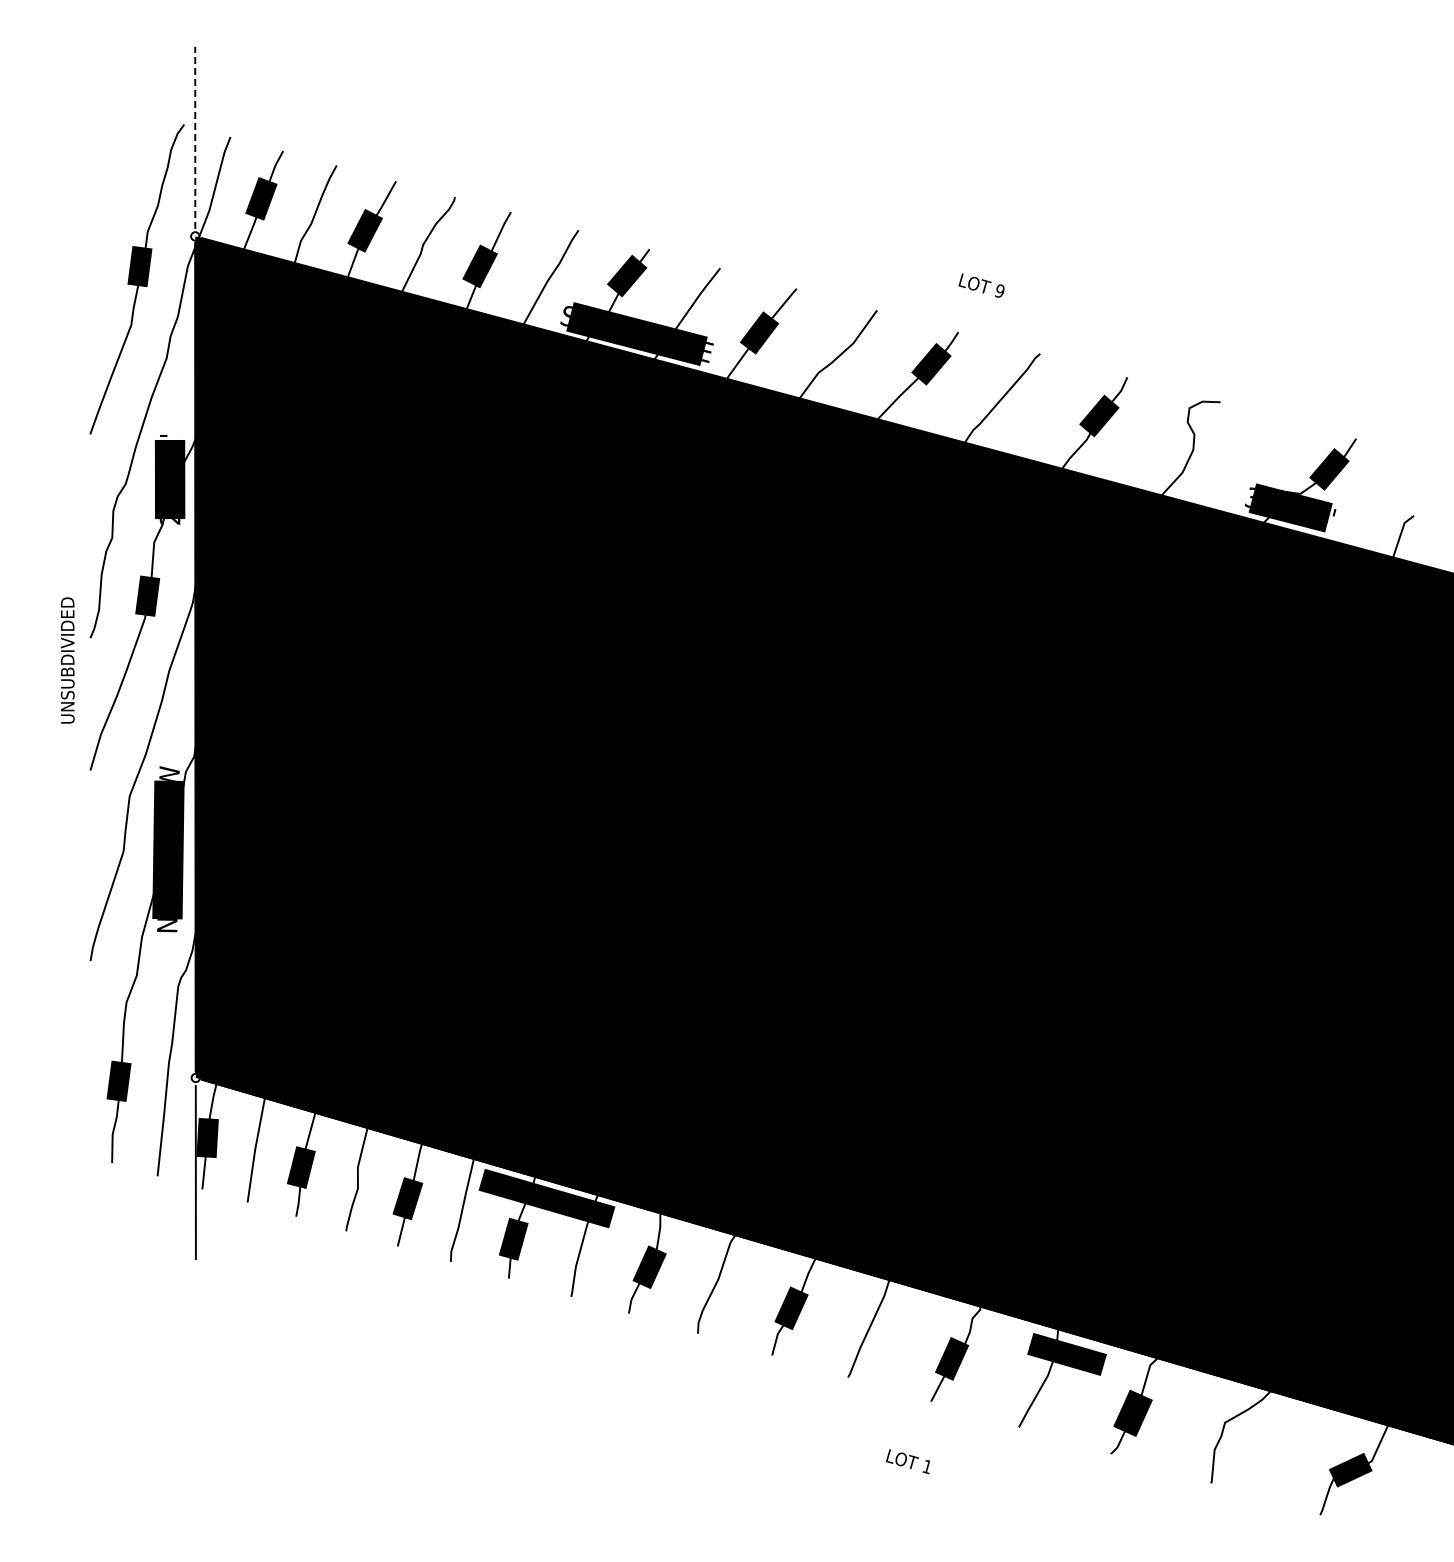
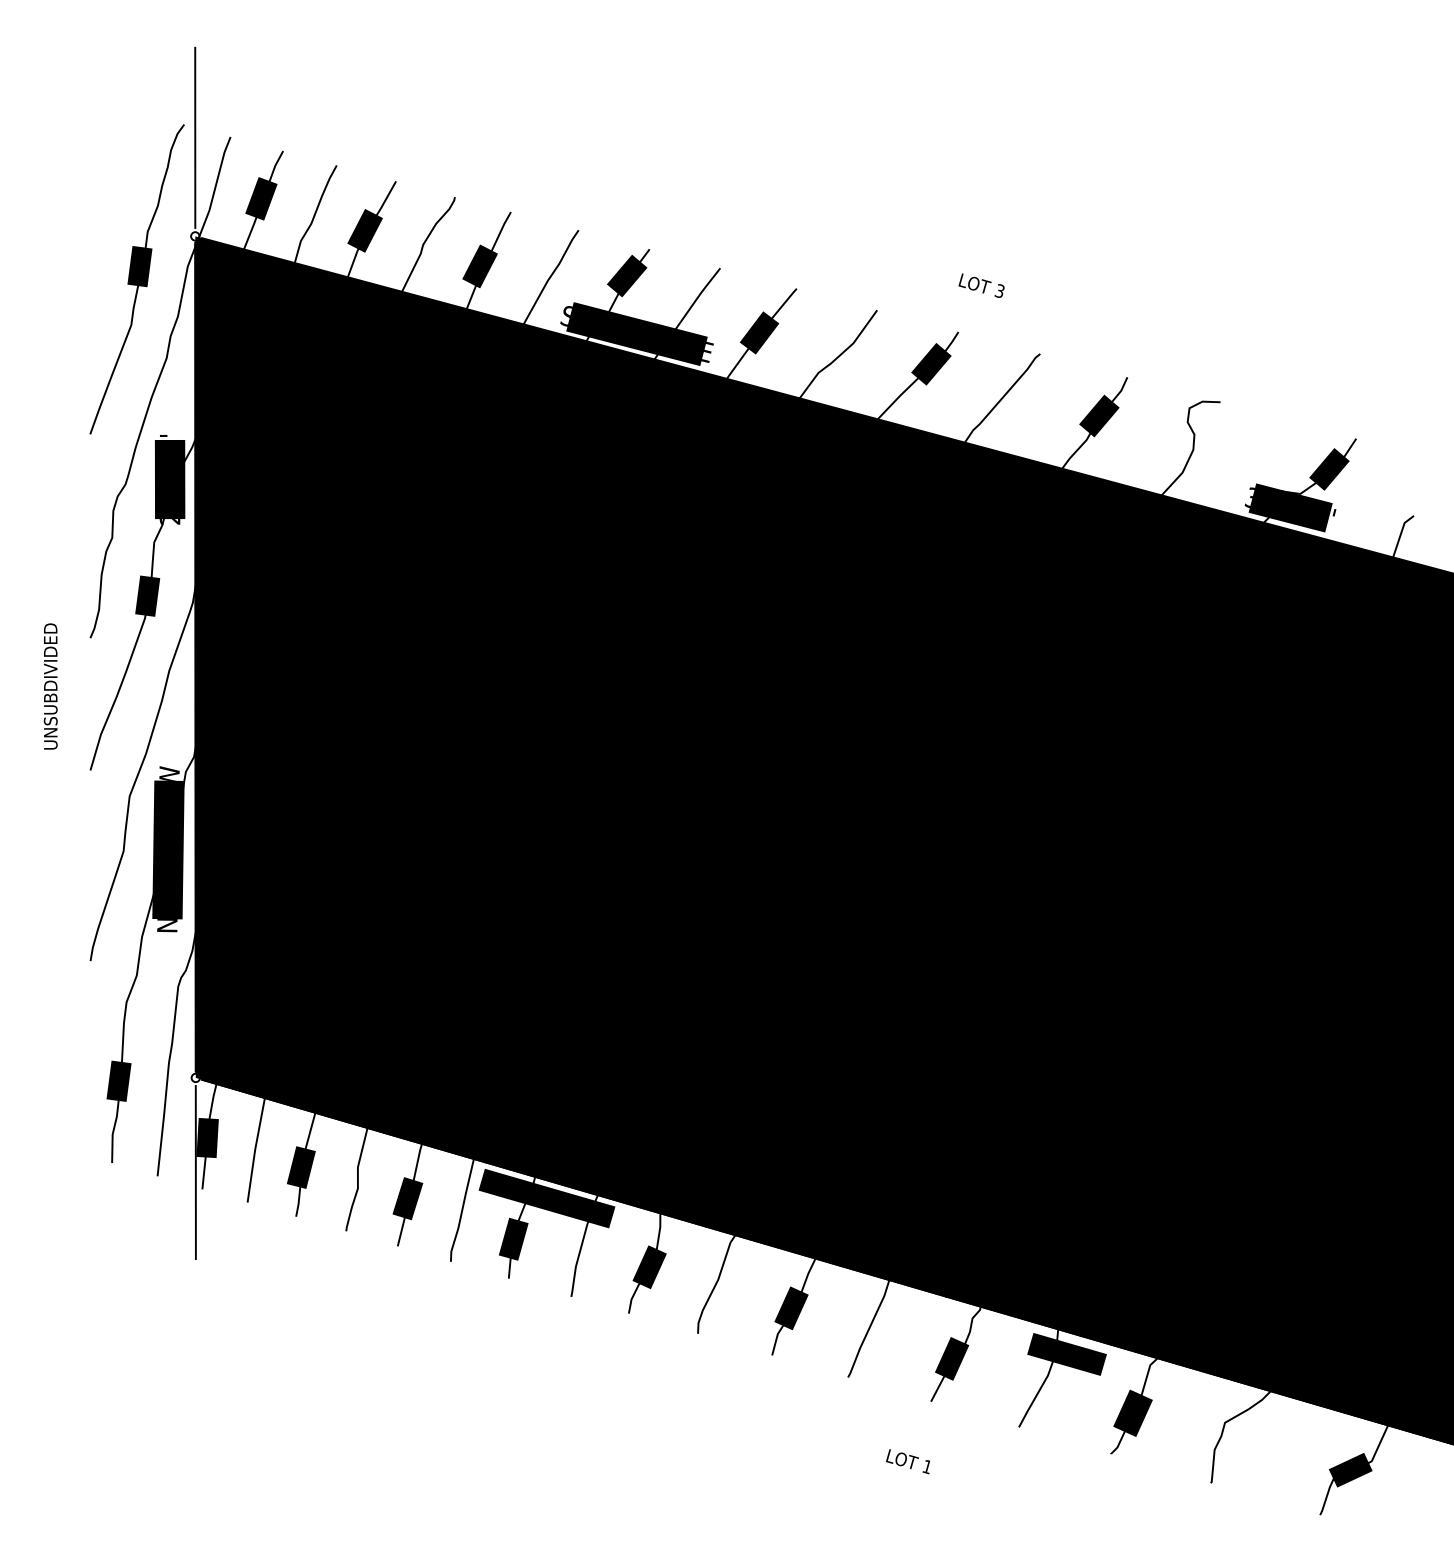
line: dashed -> solid (195, 137)
text: 9 -> 3 (999, 290)
text position: (67, 660) -> (50, 686) (50, 686)
